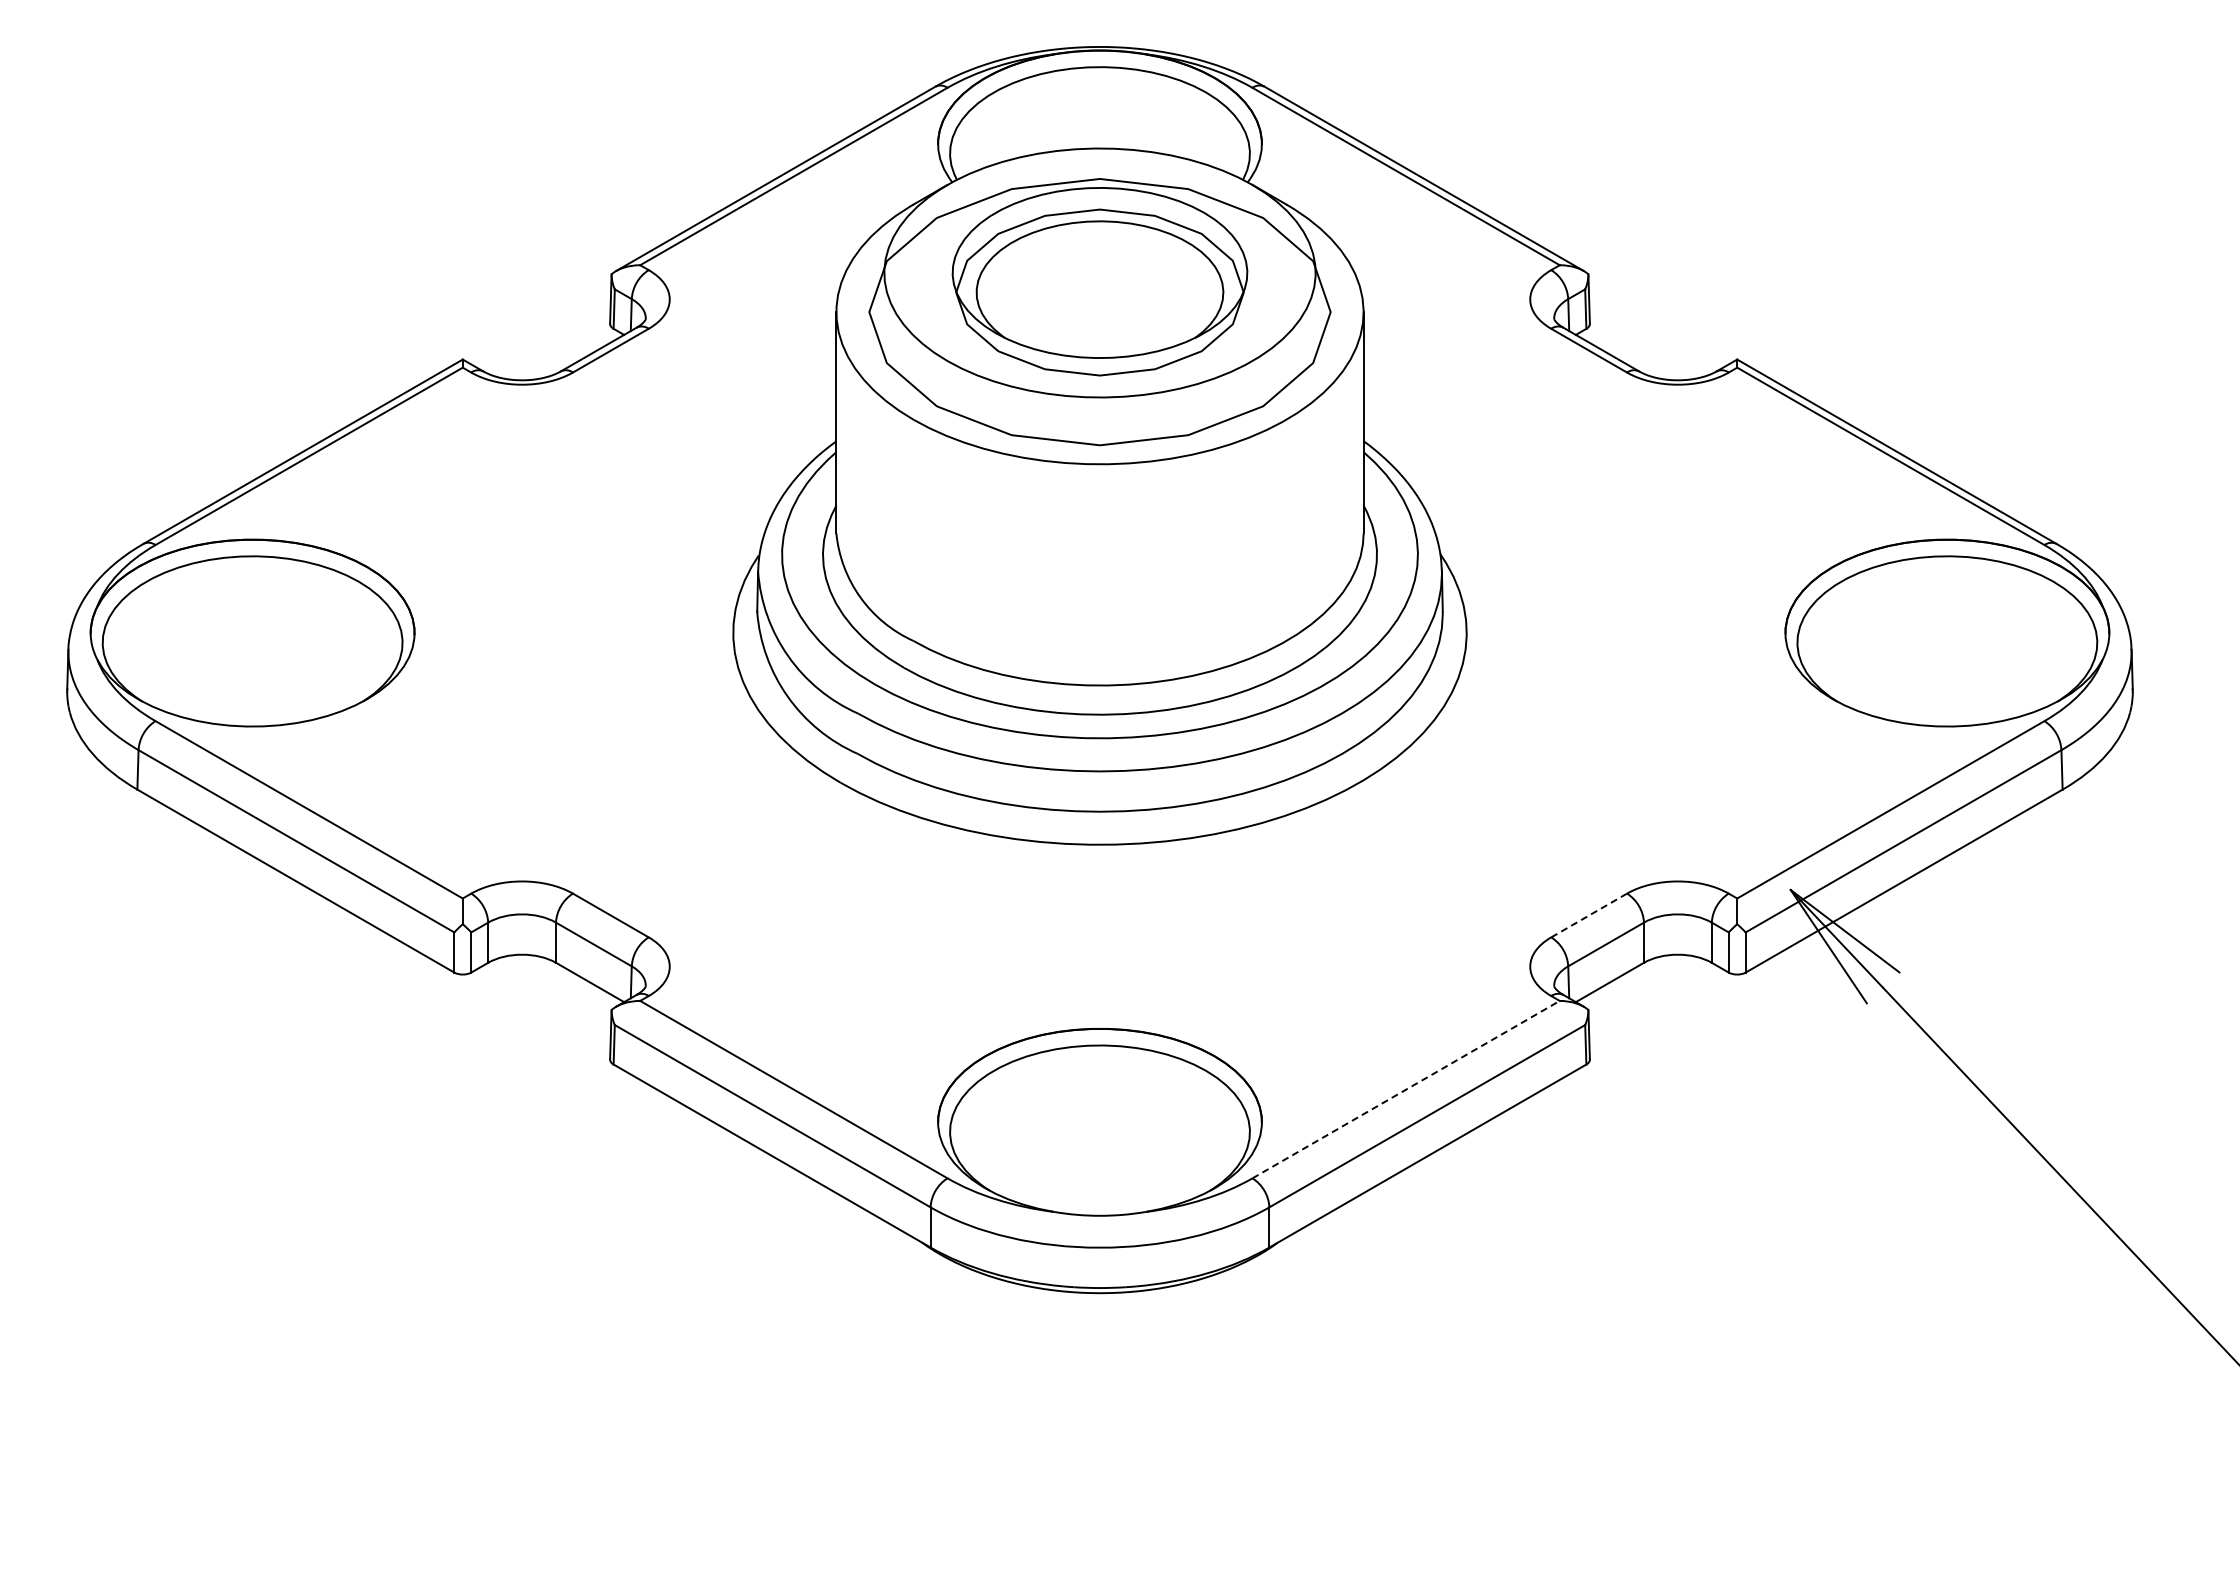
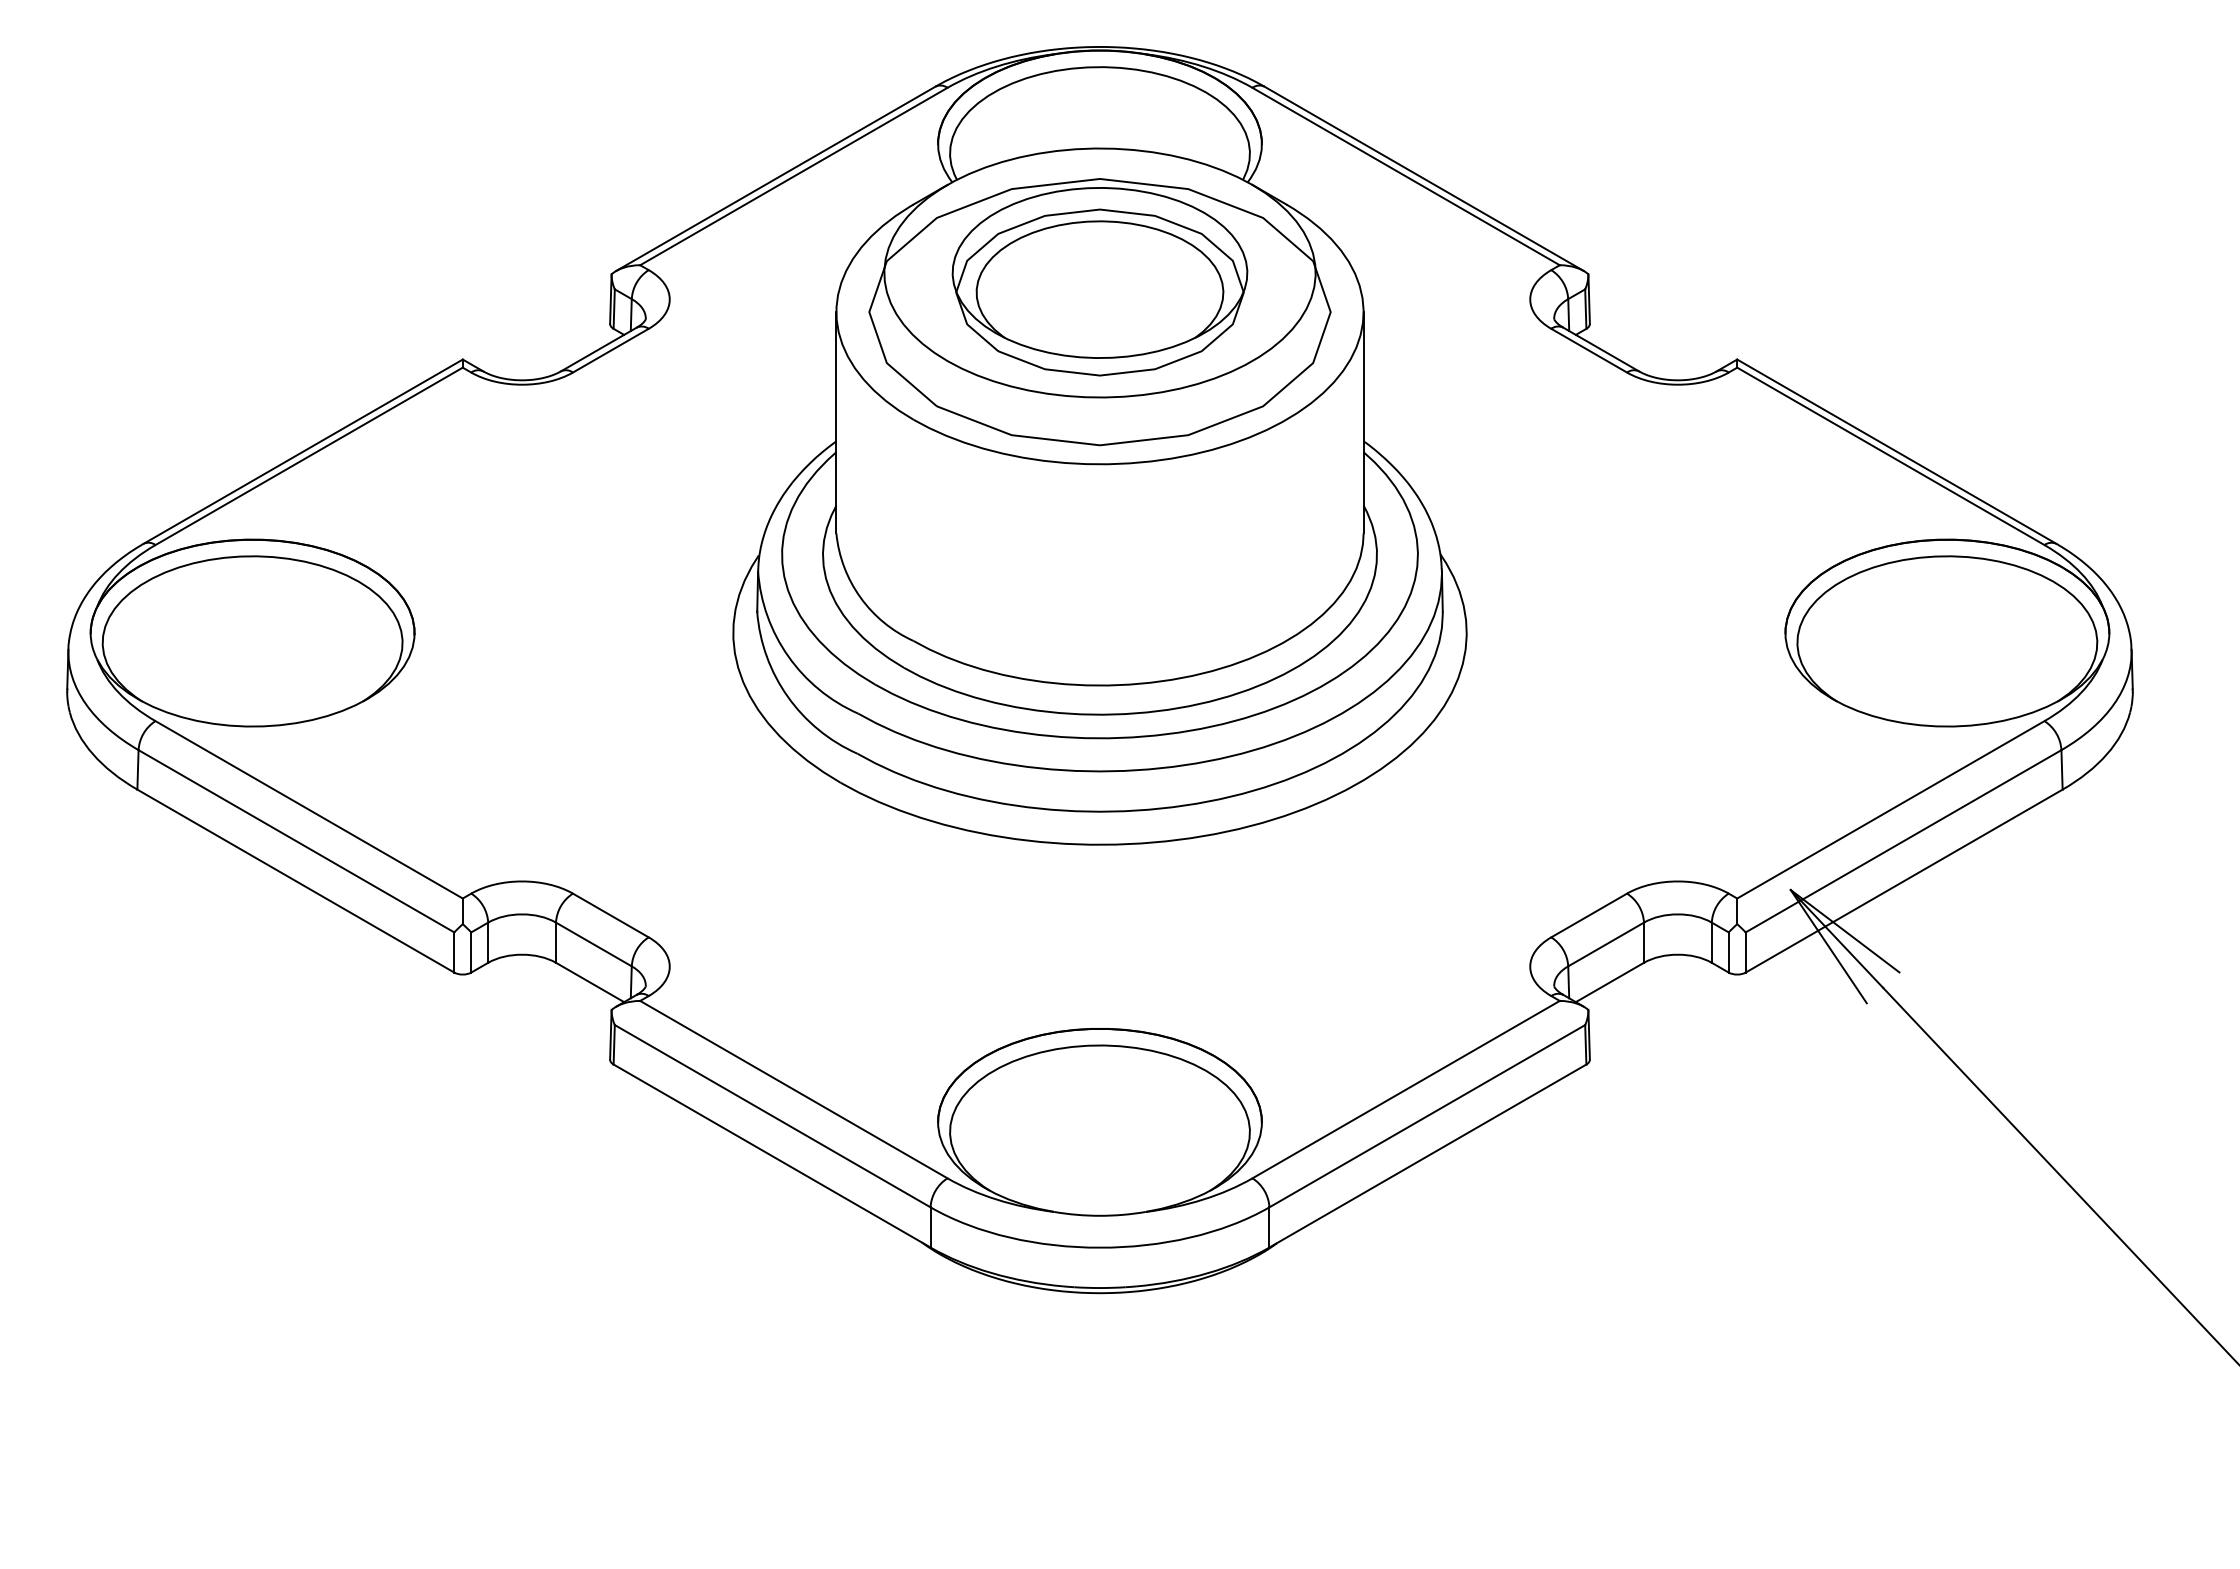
line: dashed -> solid (1589, 915)
line: dashed -> solid (1406, 1089)
